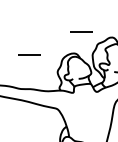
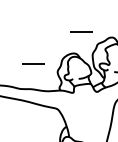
line position: (29, 54) -> (33, 63) (33, 63)
